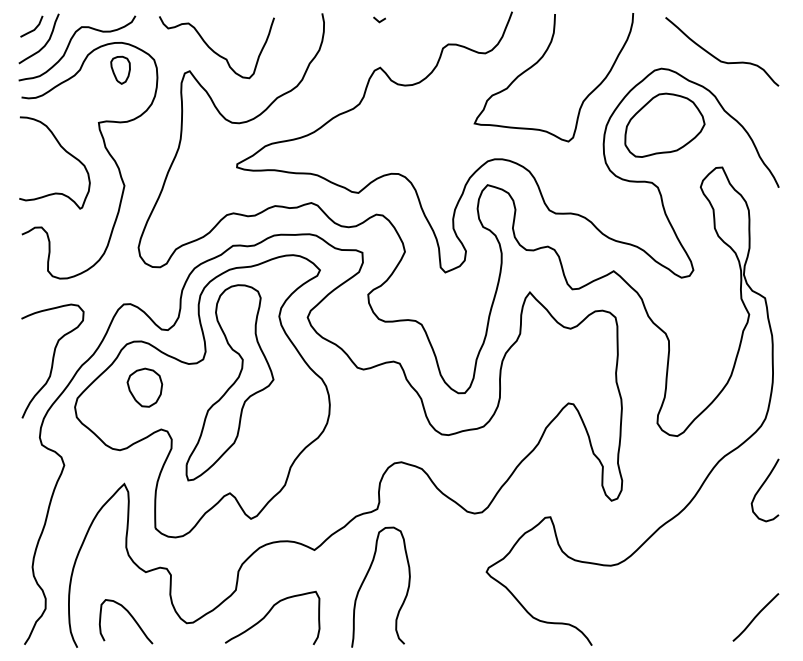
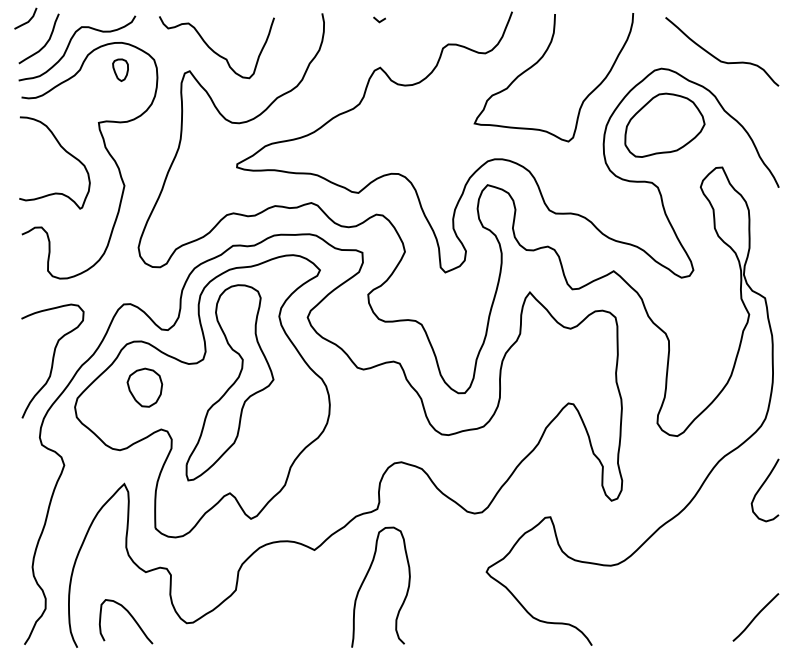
line position: (32, 29) -> (26, 21) (26, 21)
part size: 21x30 px -> 17x24 px (120, 69)
curve: present -> none (268, 614)
